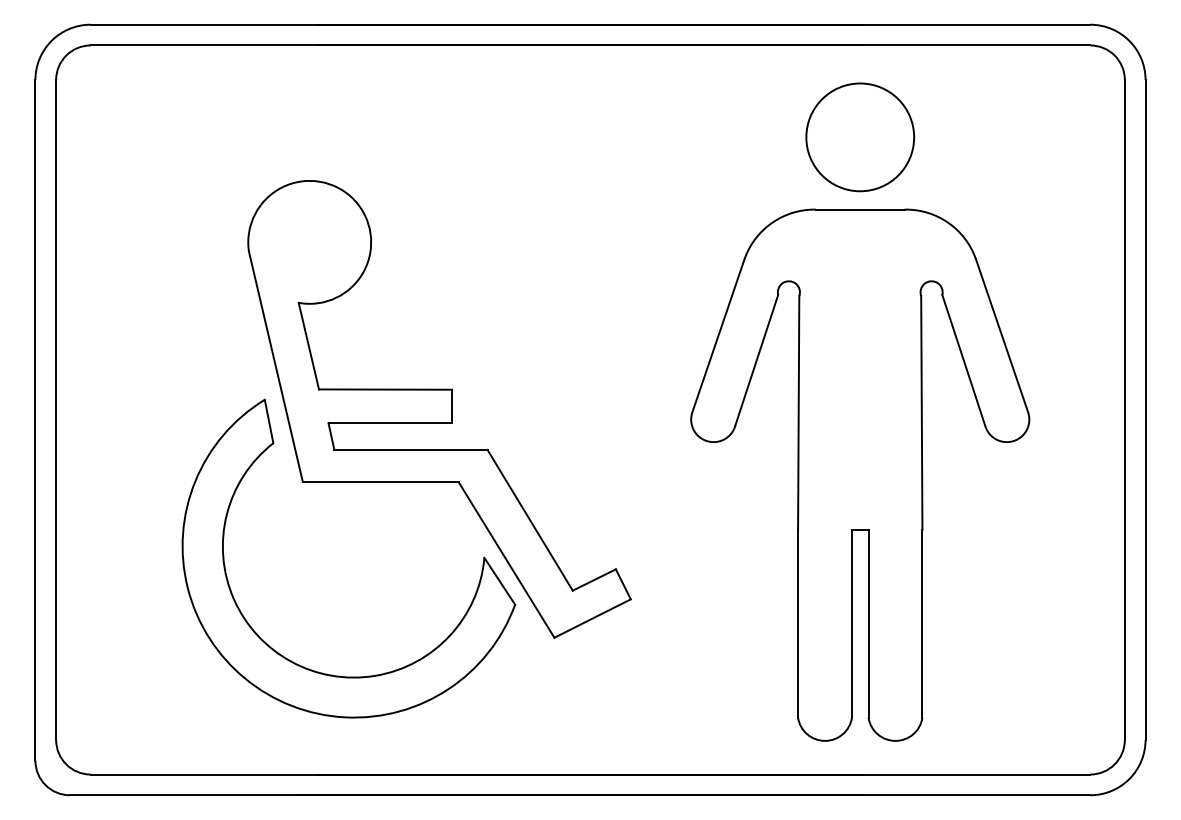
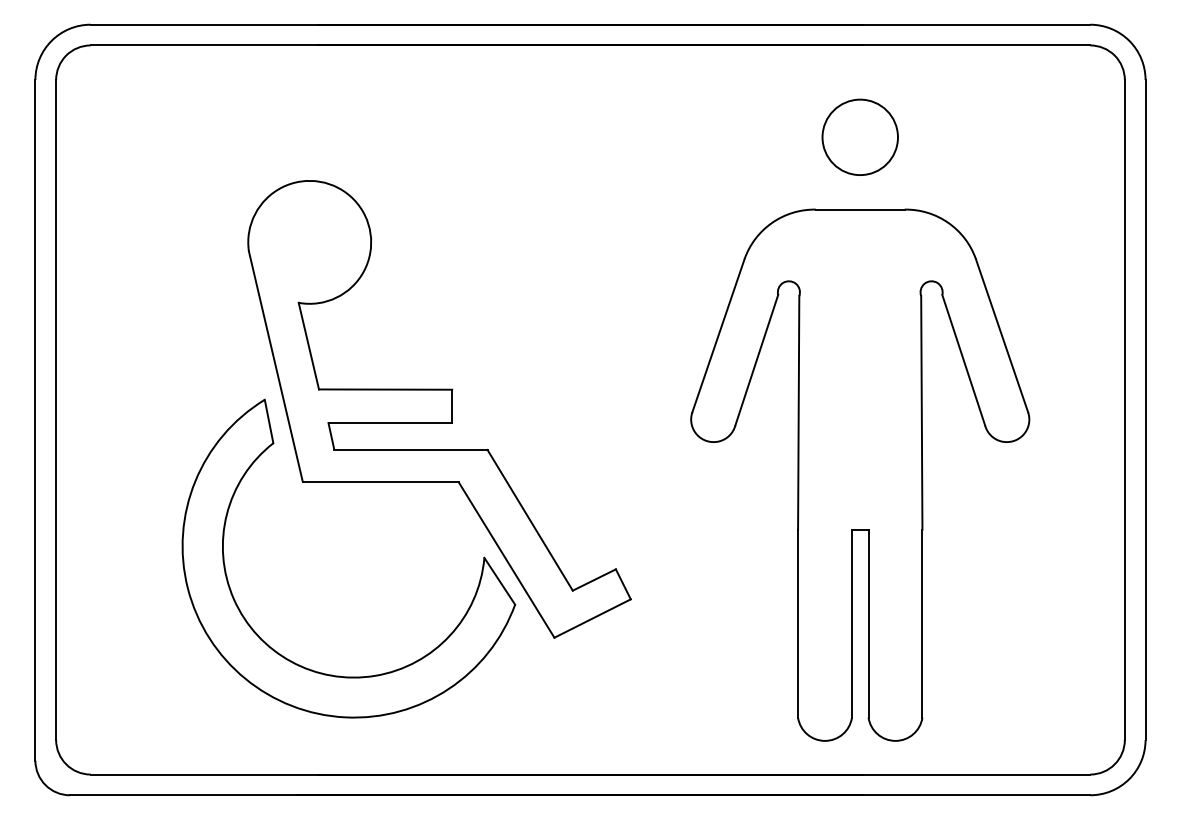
circle diameter: 108 px -> 75 px (859, 137)
